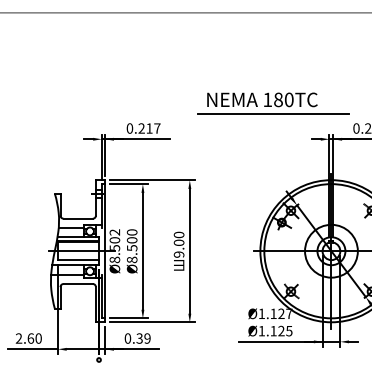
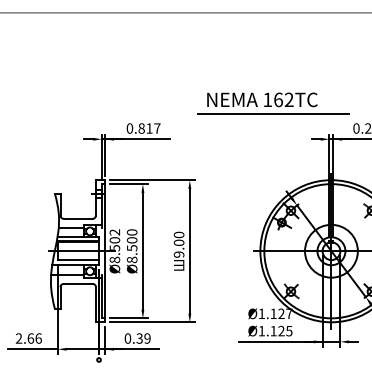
text: 180TC -> 162TC (283, 99)
text: 0.217 -> 0.817 (141, 128)
text: 2.60 -> 2.66 (38, 338)
